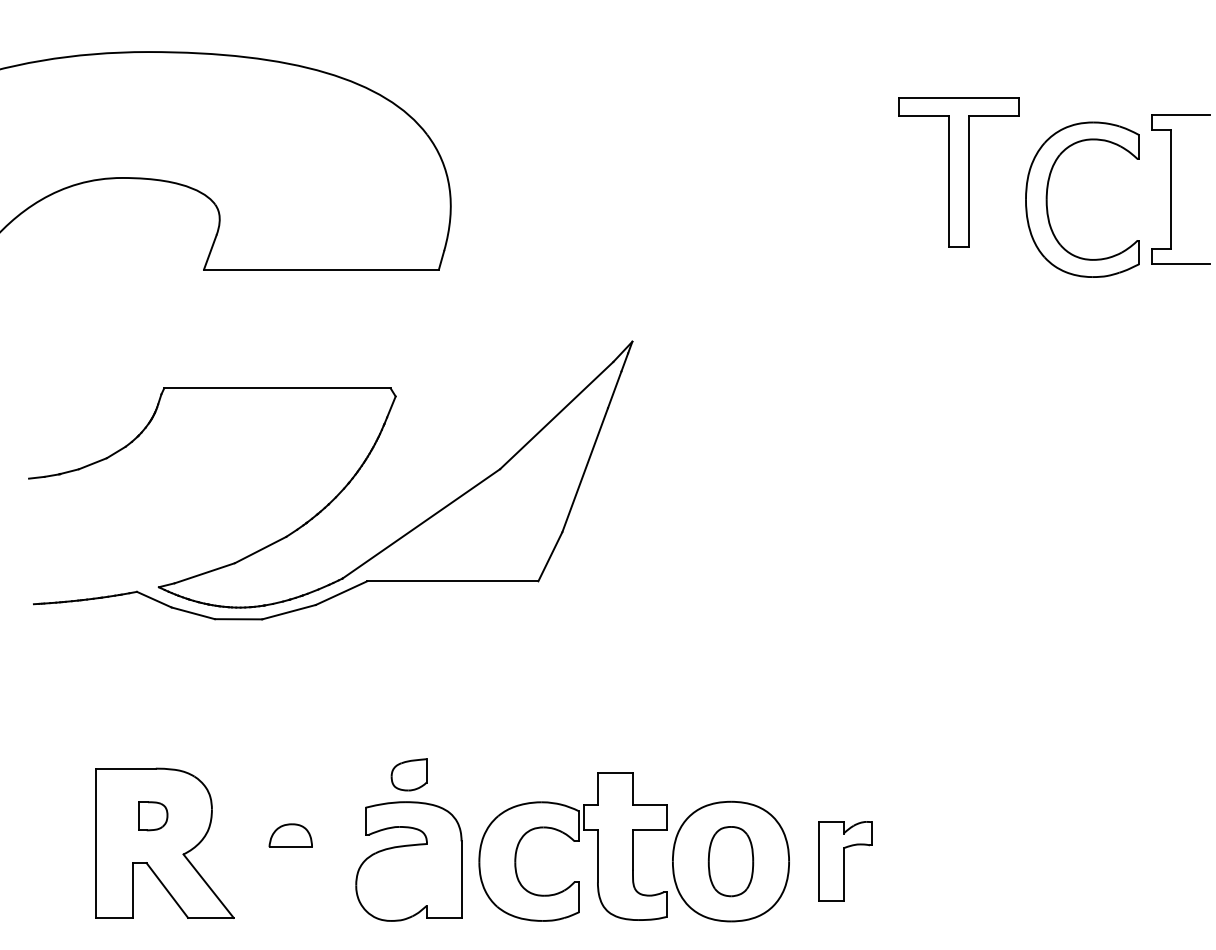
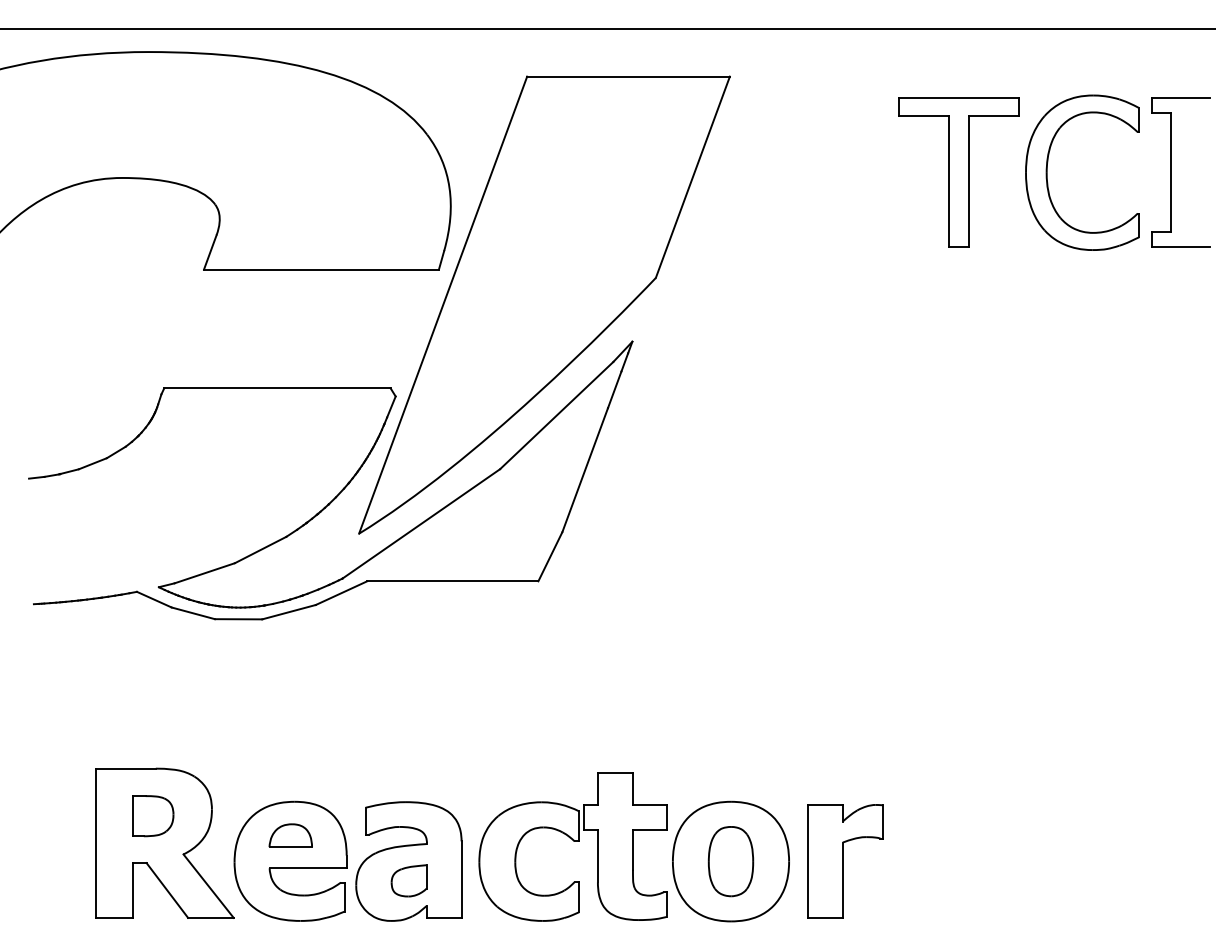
line: none -> present (607, 28)
part position: (1171, 189) -> (1171, 172) (1171, 172)
part position: (1047, 199) -> (1047, 172) (1047, 172)
part: none -> present (544, 304)
part position: (408, 774) -> (408, 880) (408, 880)
part size: 31x31 px -> 43x43 px (153, 816)
part: none -> present (290, 860)
part size: 55x81 px -> 77x115 px (845, 861)
